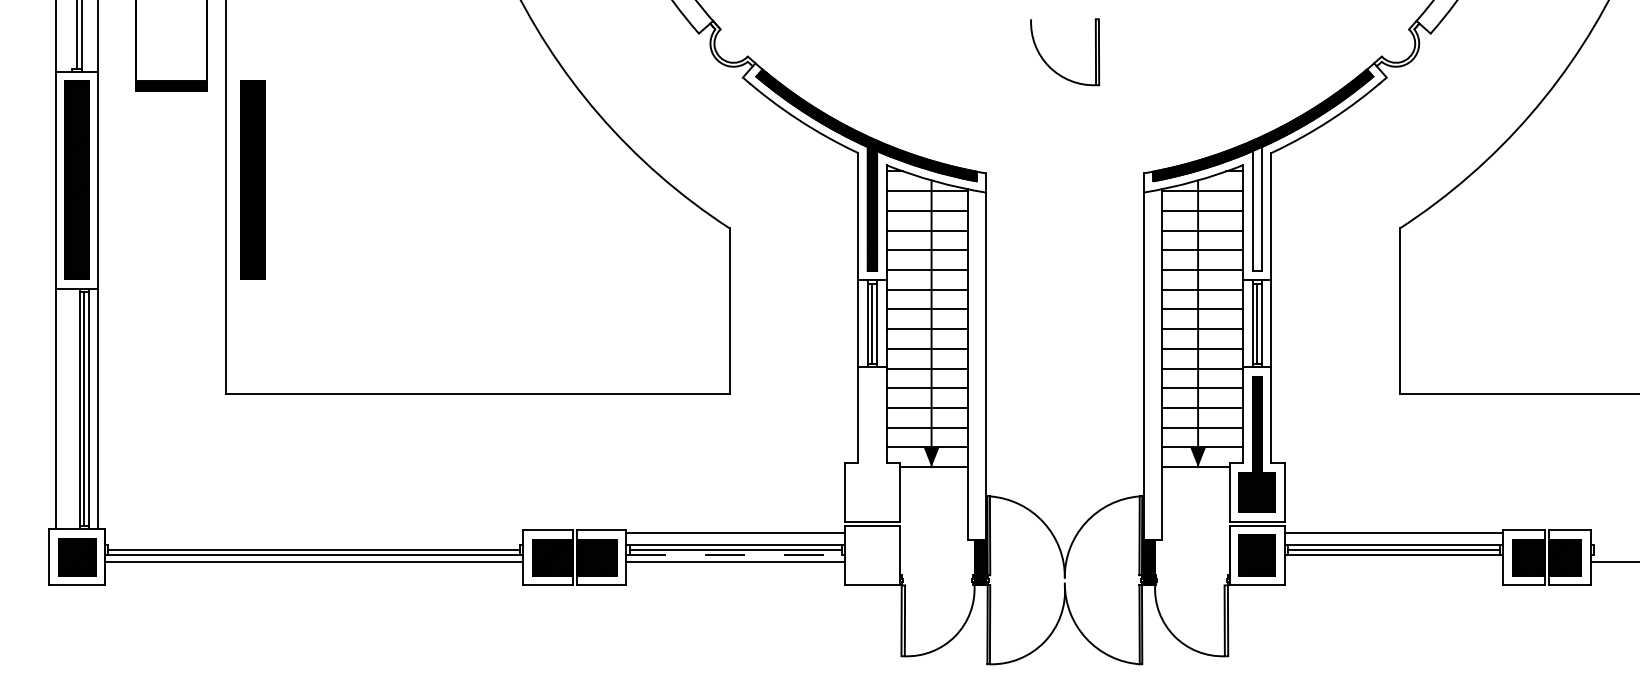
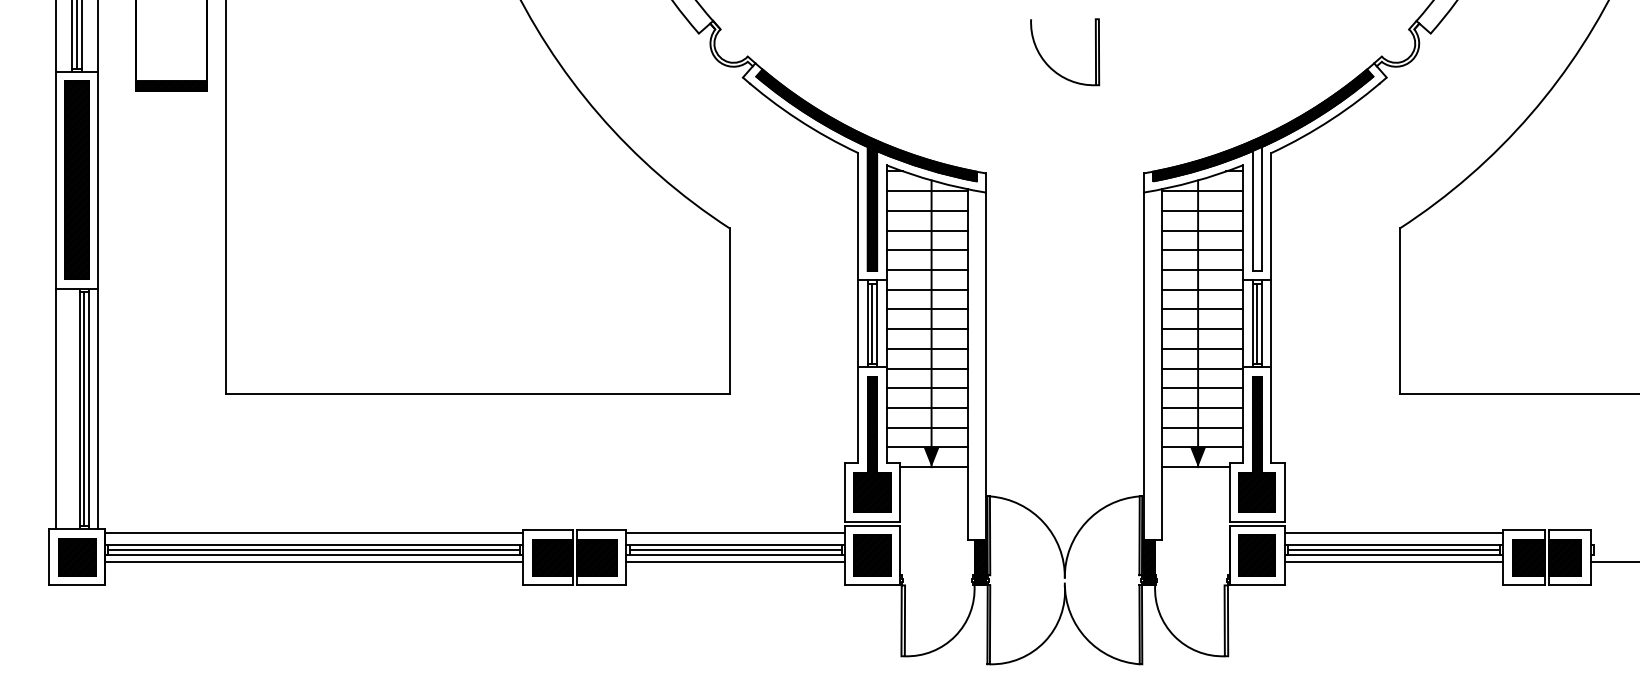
line: none -> present (72, 35)
part: present -> none (252, 179)
part: none -> present (872, 444)
line: none -> present (314, 533)
line: none -> present (313, 545)
line: dashed -> solid (734, 554)
part: none -> present (872, 555)
line: none -> present (1393, 561)
